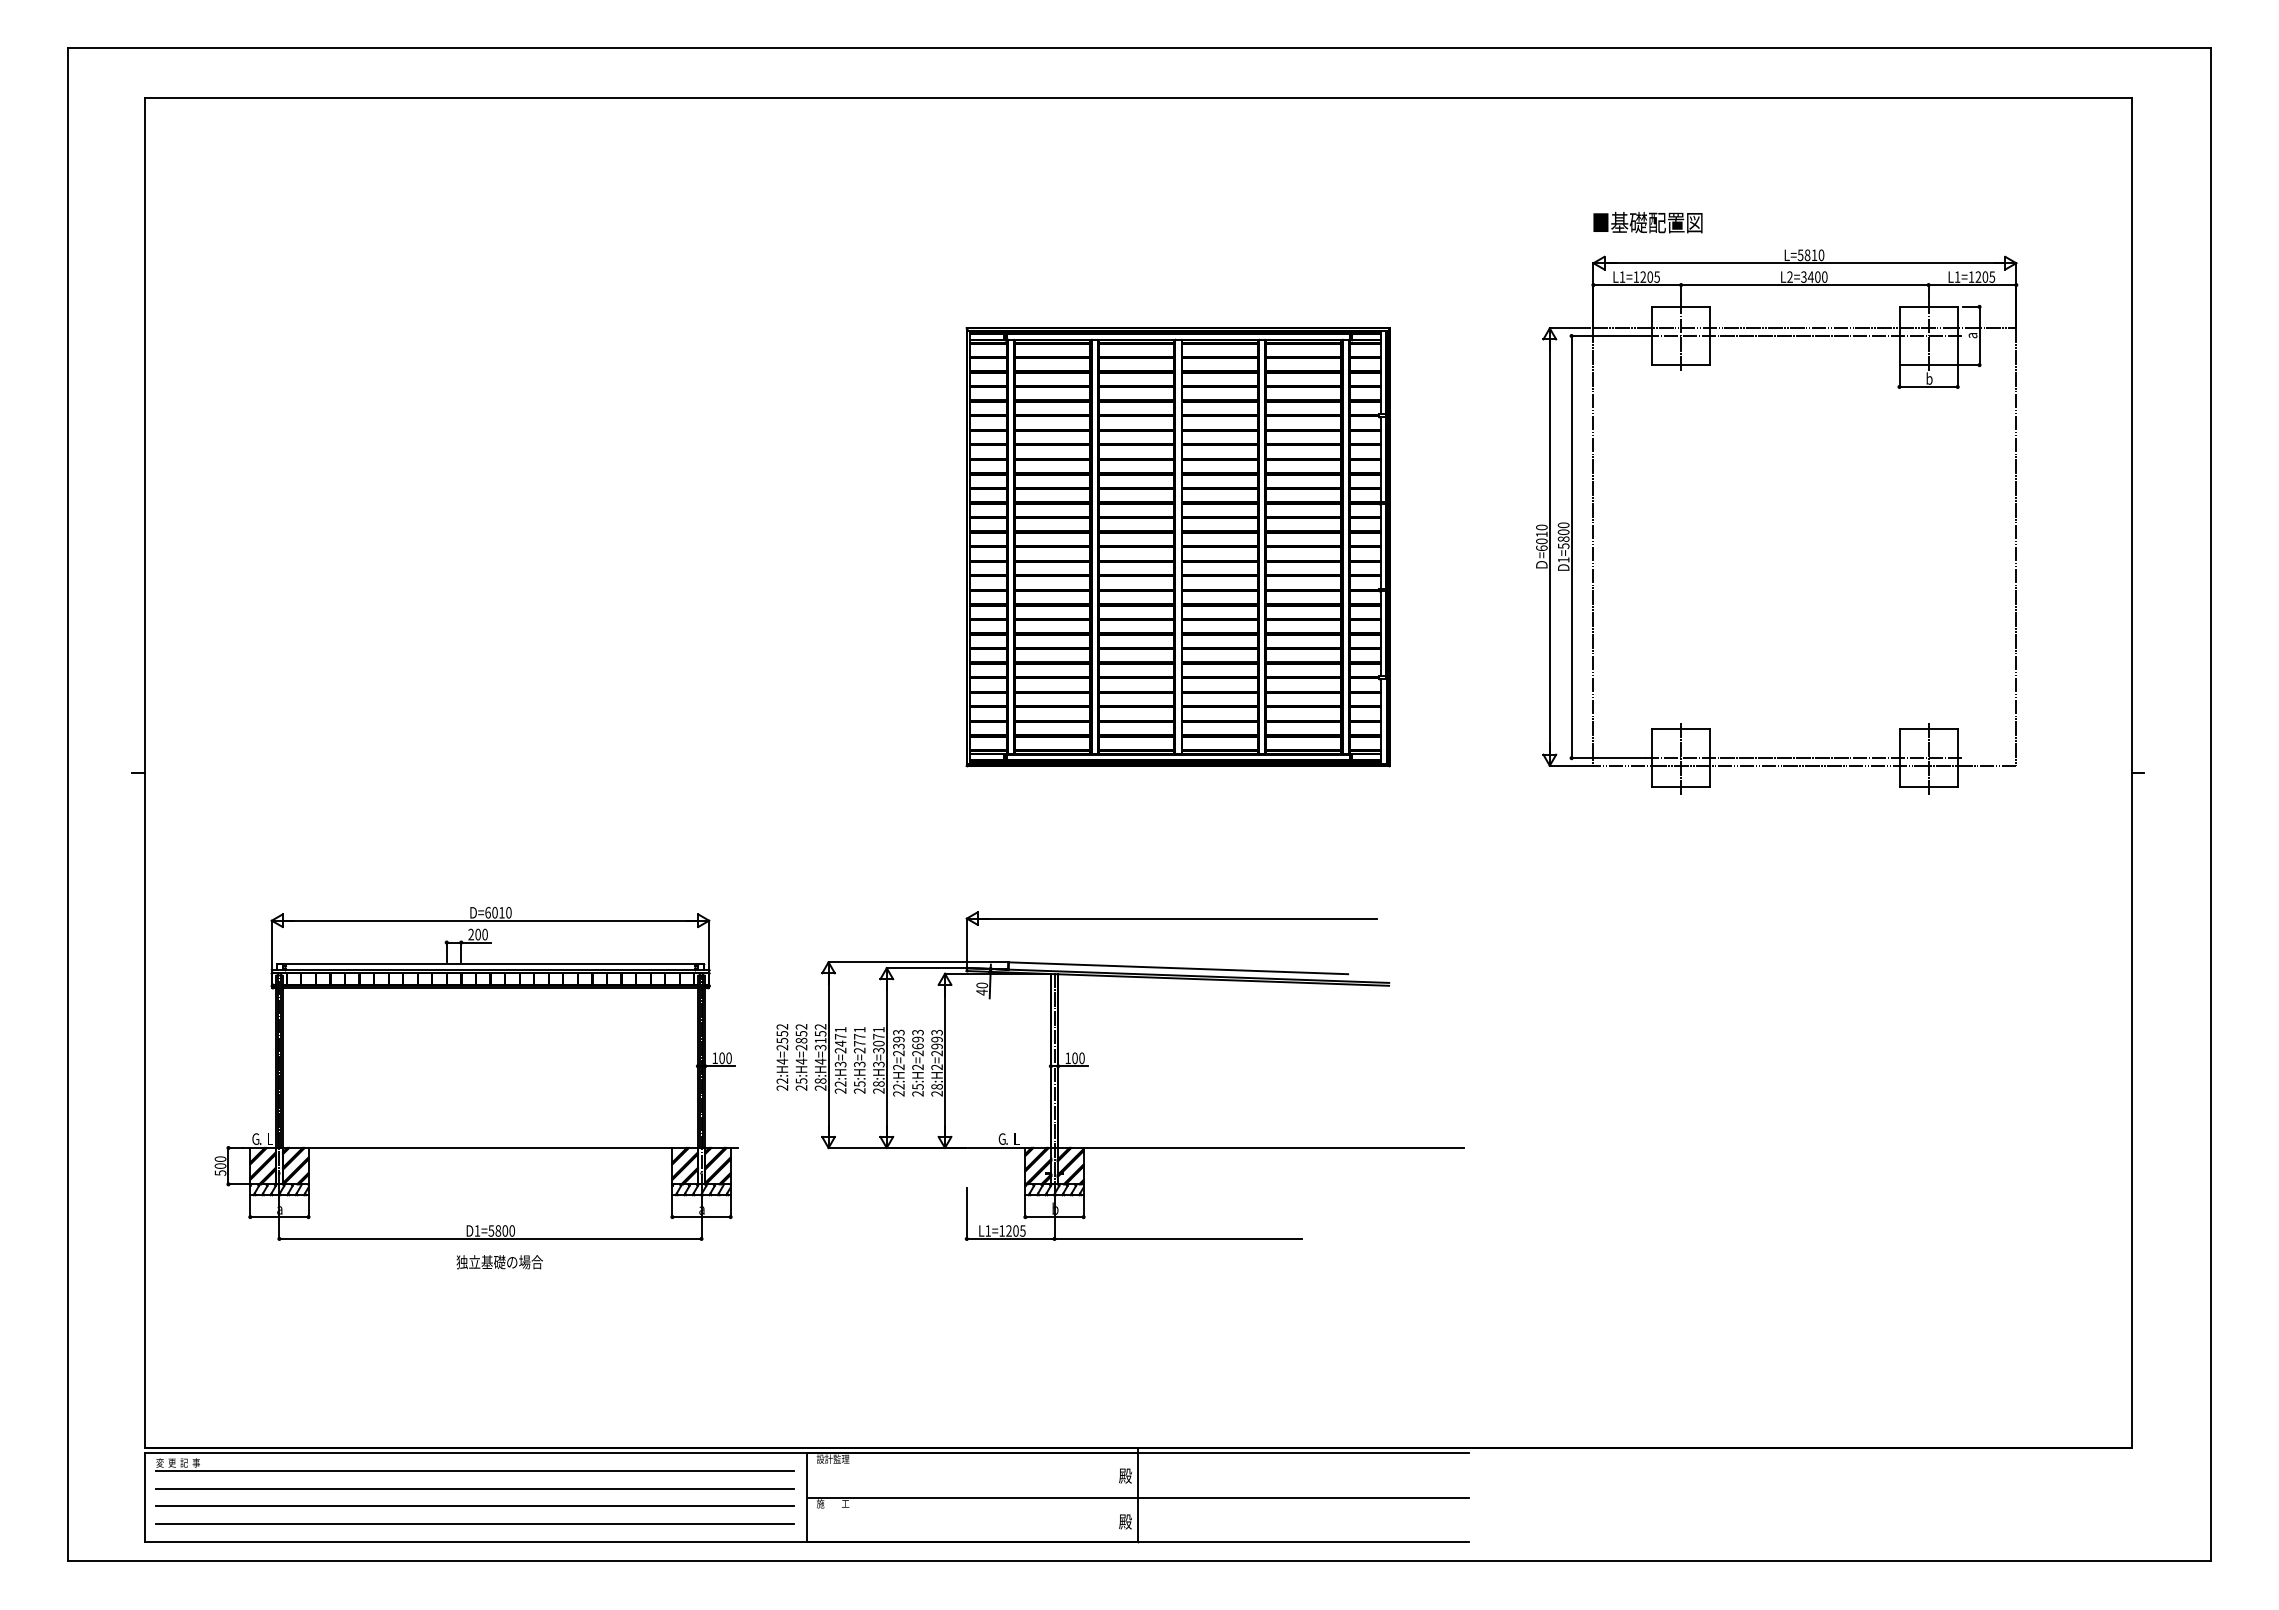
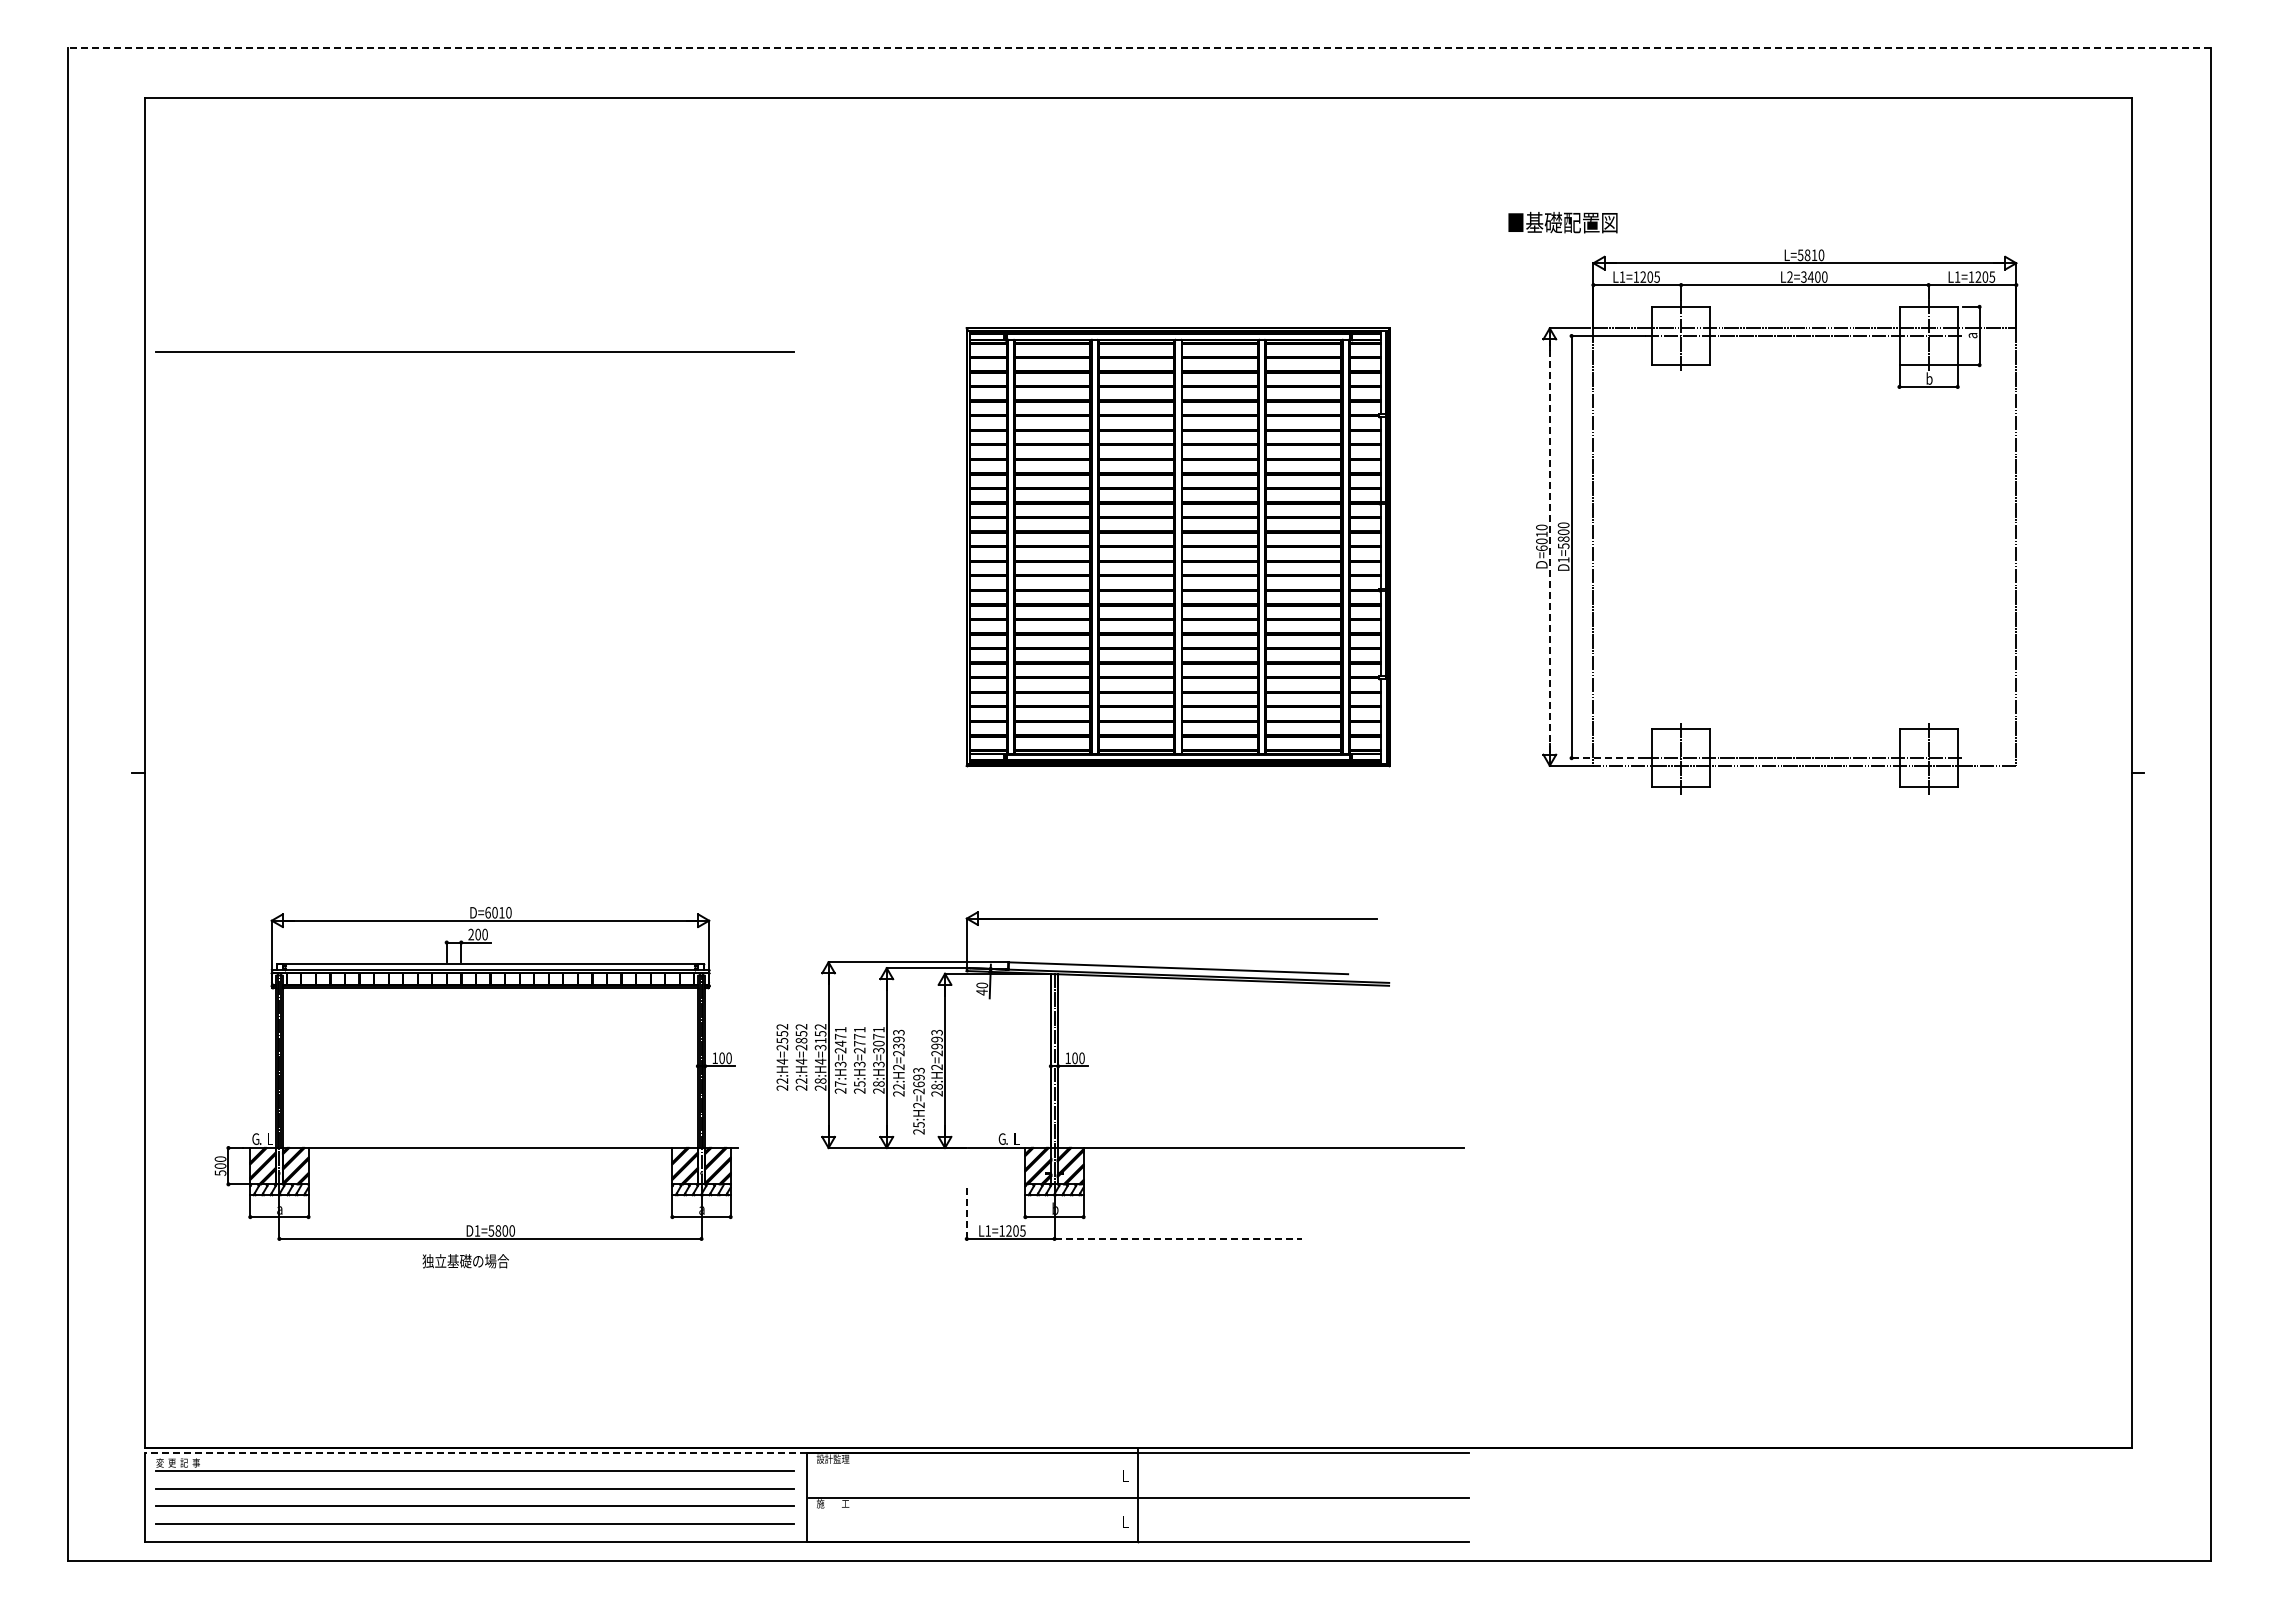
line: solid -> dashed (1139, 48)
text position: (1647, 222) -> (1562, 222) (1562, 222)
line: none -> present (474, 351)
line: solid -> dashed (1549, 547)
line: solid -> dashed (1608, 758)
text position: (917, 1062) -> (918, 1100) (918, 1100)
text: 25:H4=2852 -> 22:H4=2852 (801, 1080)
text: 22:H3=2471 -> 27:H3=2471 (840, 1083)
line: solid -> dashed (966, 1214)
line: solid -> dashed (1178, 1238)
text position: (499, 1262) -> (465, 1261) (465, 1261)
line: solid -> dashed (475, 1452)
text: 殿 -> L (1125, 1475)
text: 殿 -> L (1125, 1521)
